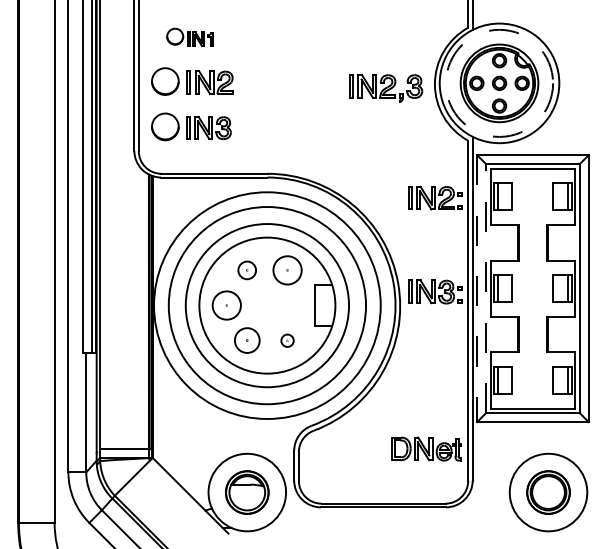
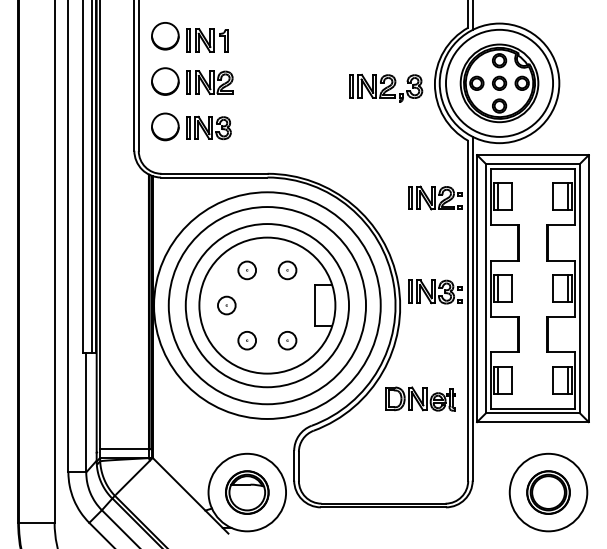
part size: 48x21 px -> 78x31 px (189, 37)
circle: dashed -> solid (499, 82)
circle diameter: 28 px -> 18 px (287, 270)
line: dashed -> solid (477, 288)
line: dashed -> solid (486, 288)
circle diameter: 28 px -> 18 px (226, 305)
part size: 27x27 px -> 20x20 px (246, 340)
part size: 15x15 px -> 21x20 px (287, 340)
part position: (426, 448) -> (420, 398) (420, 398)
